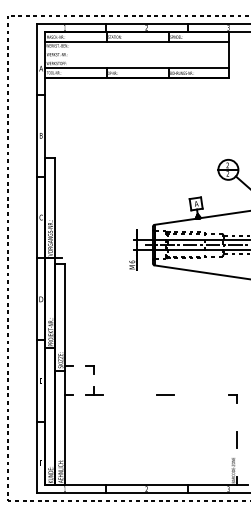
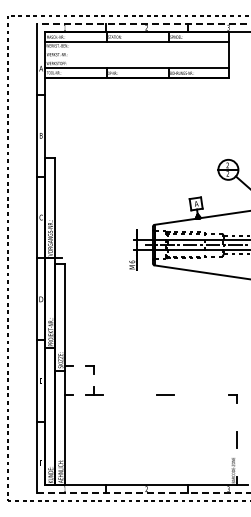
line: solid -> dashed (144, 23)
line: solid -> dashed (144, 493)
